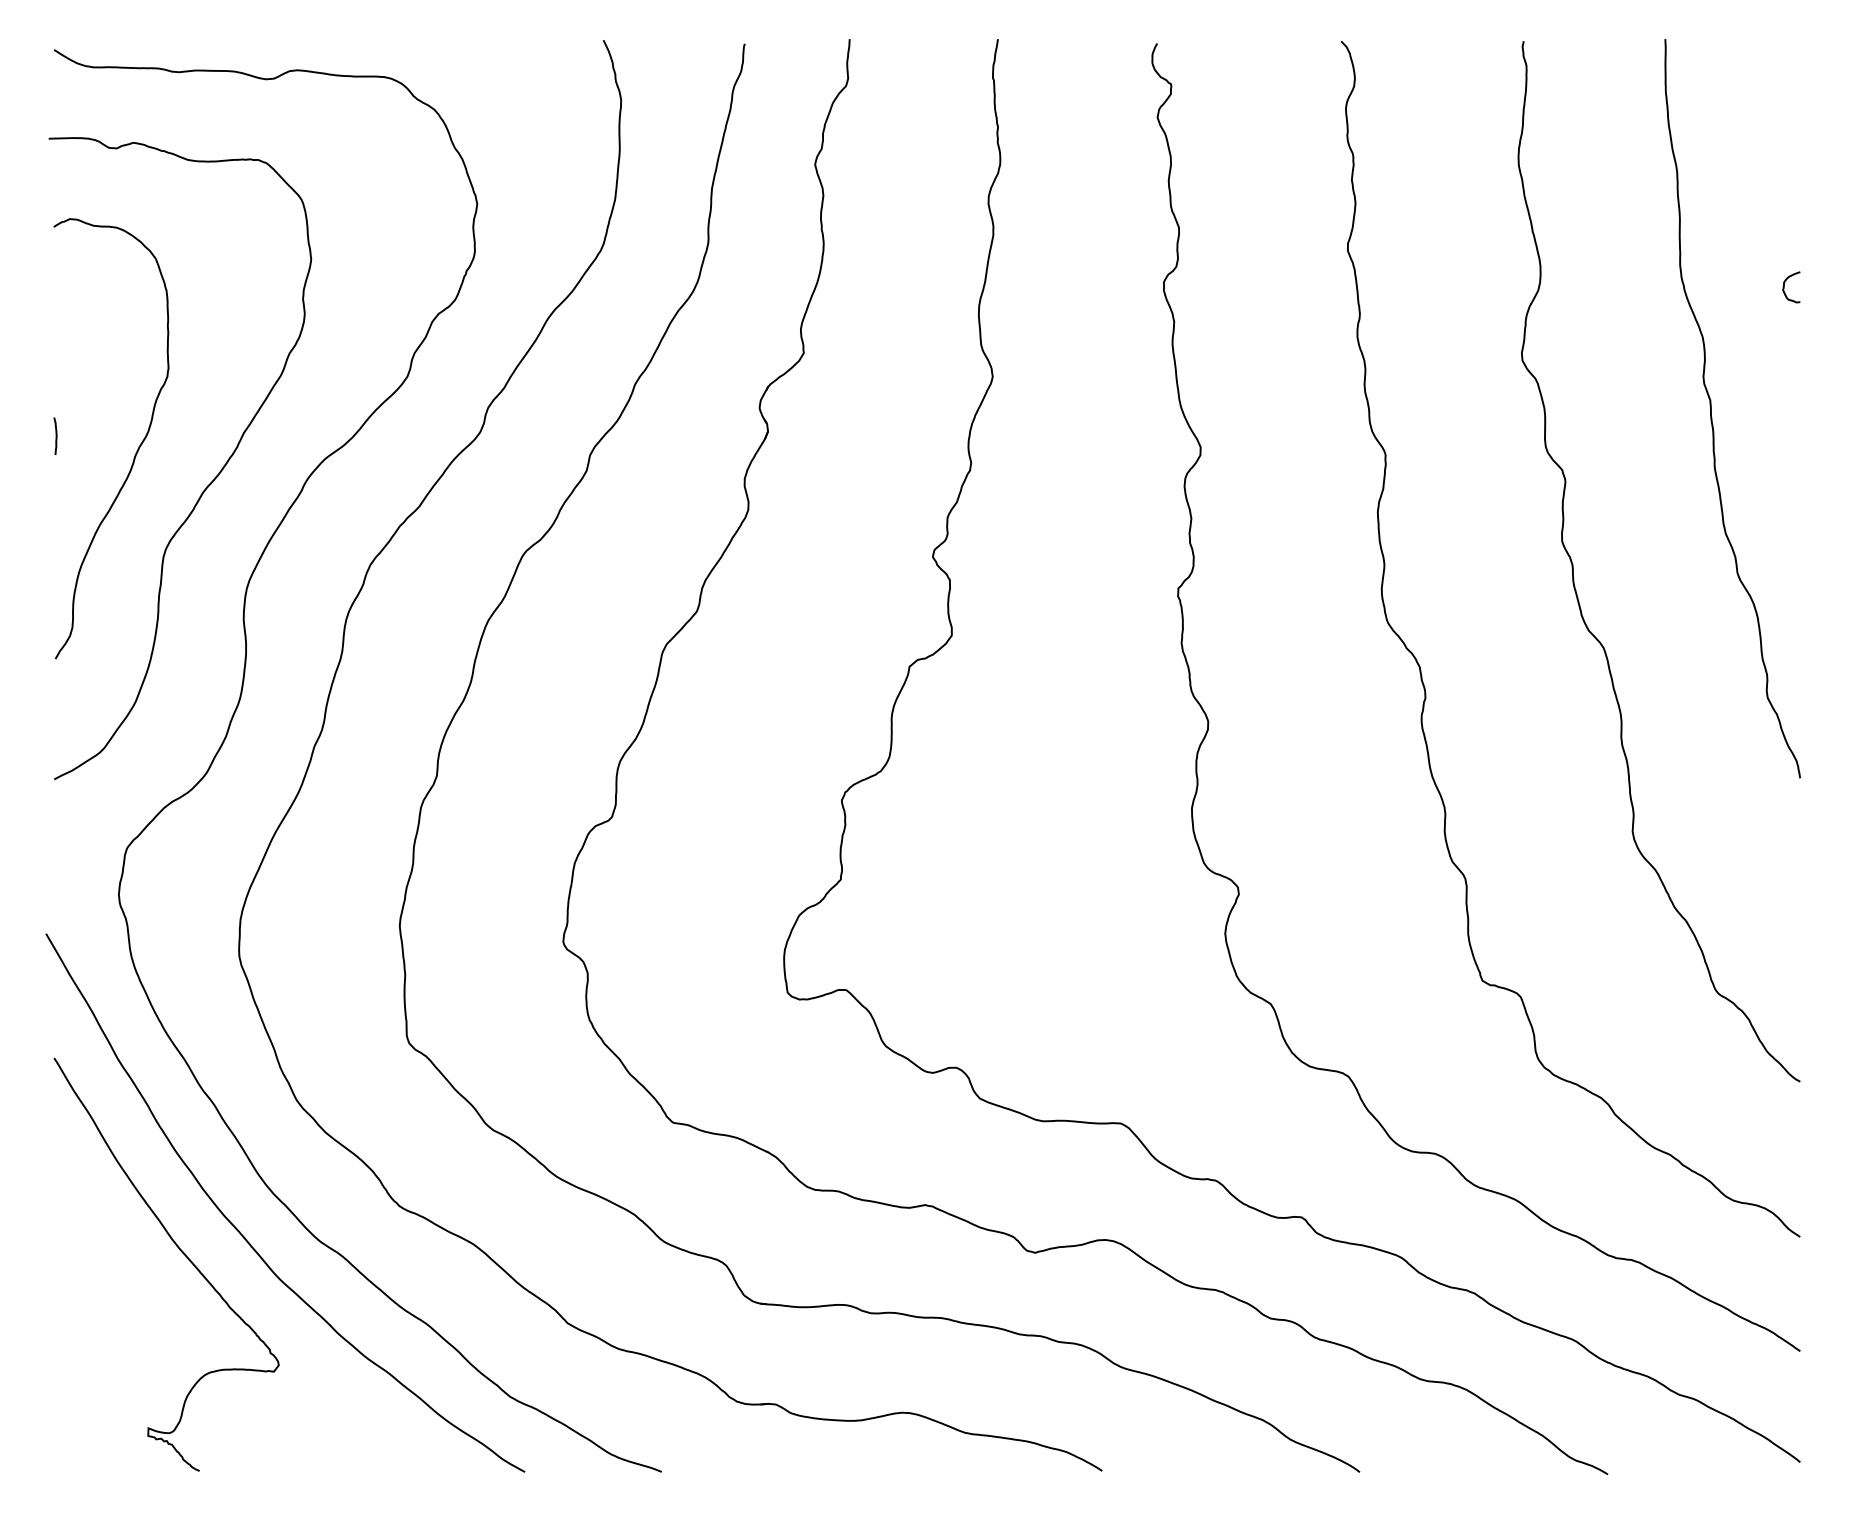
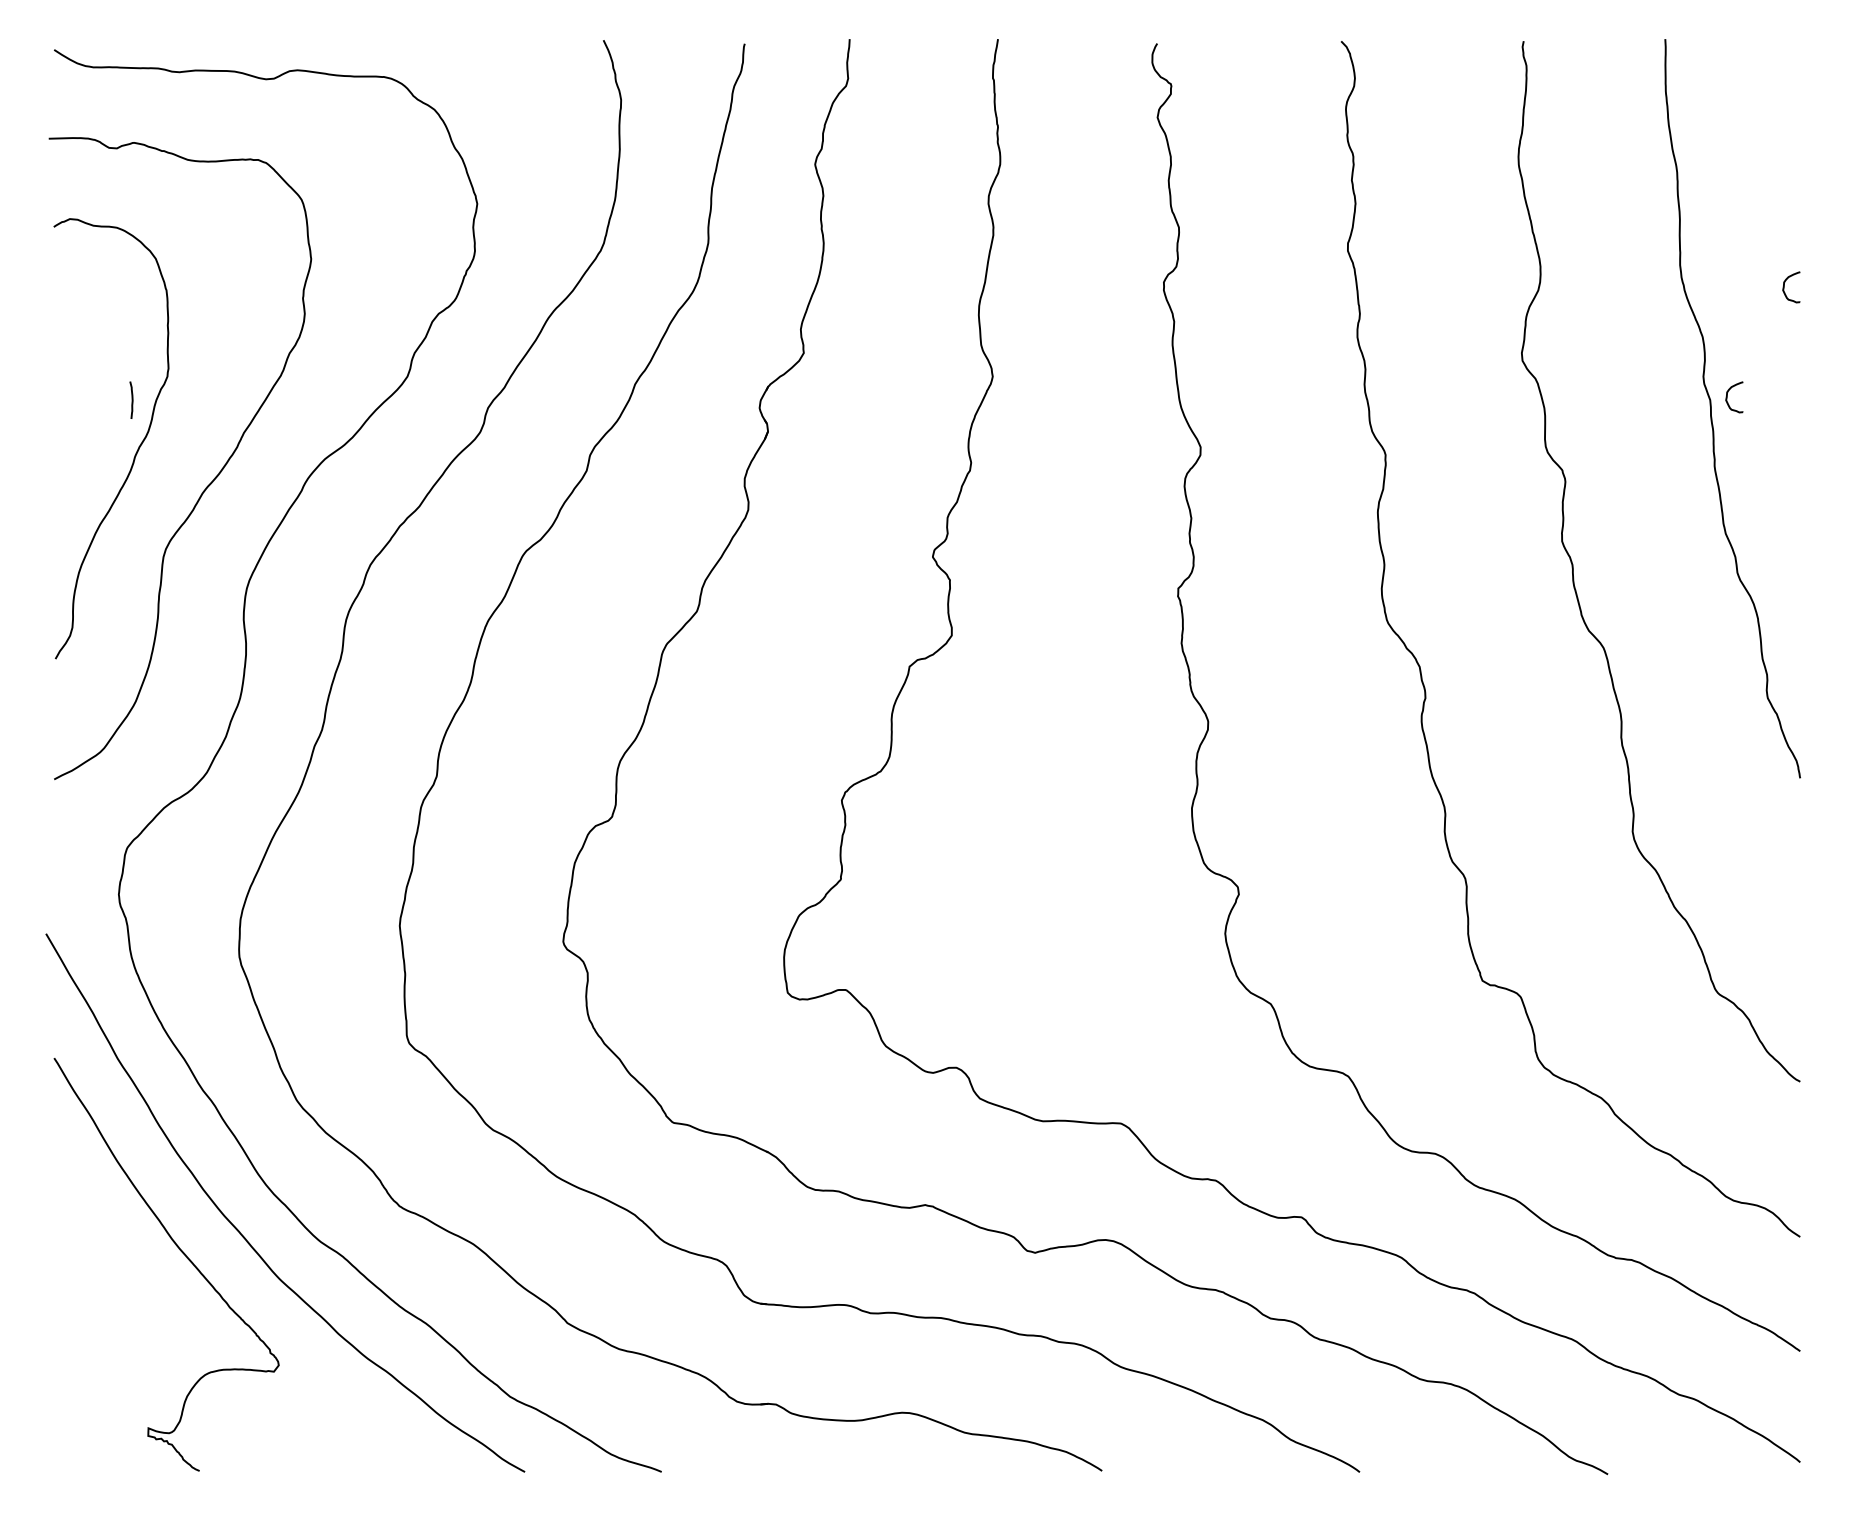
curve: none -> present (1727, 397)
curve position: (55, 435) -> (131, 399) (131, 399)
